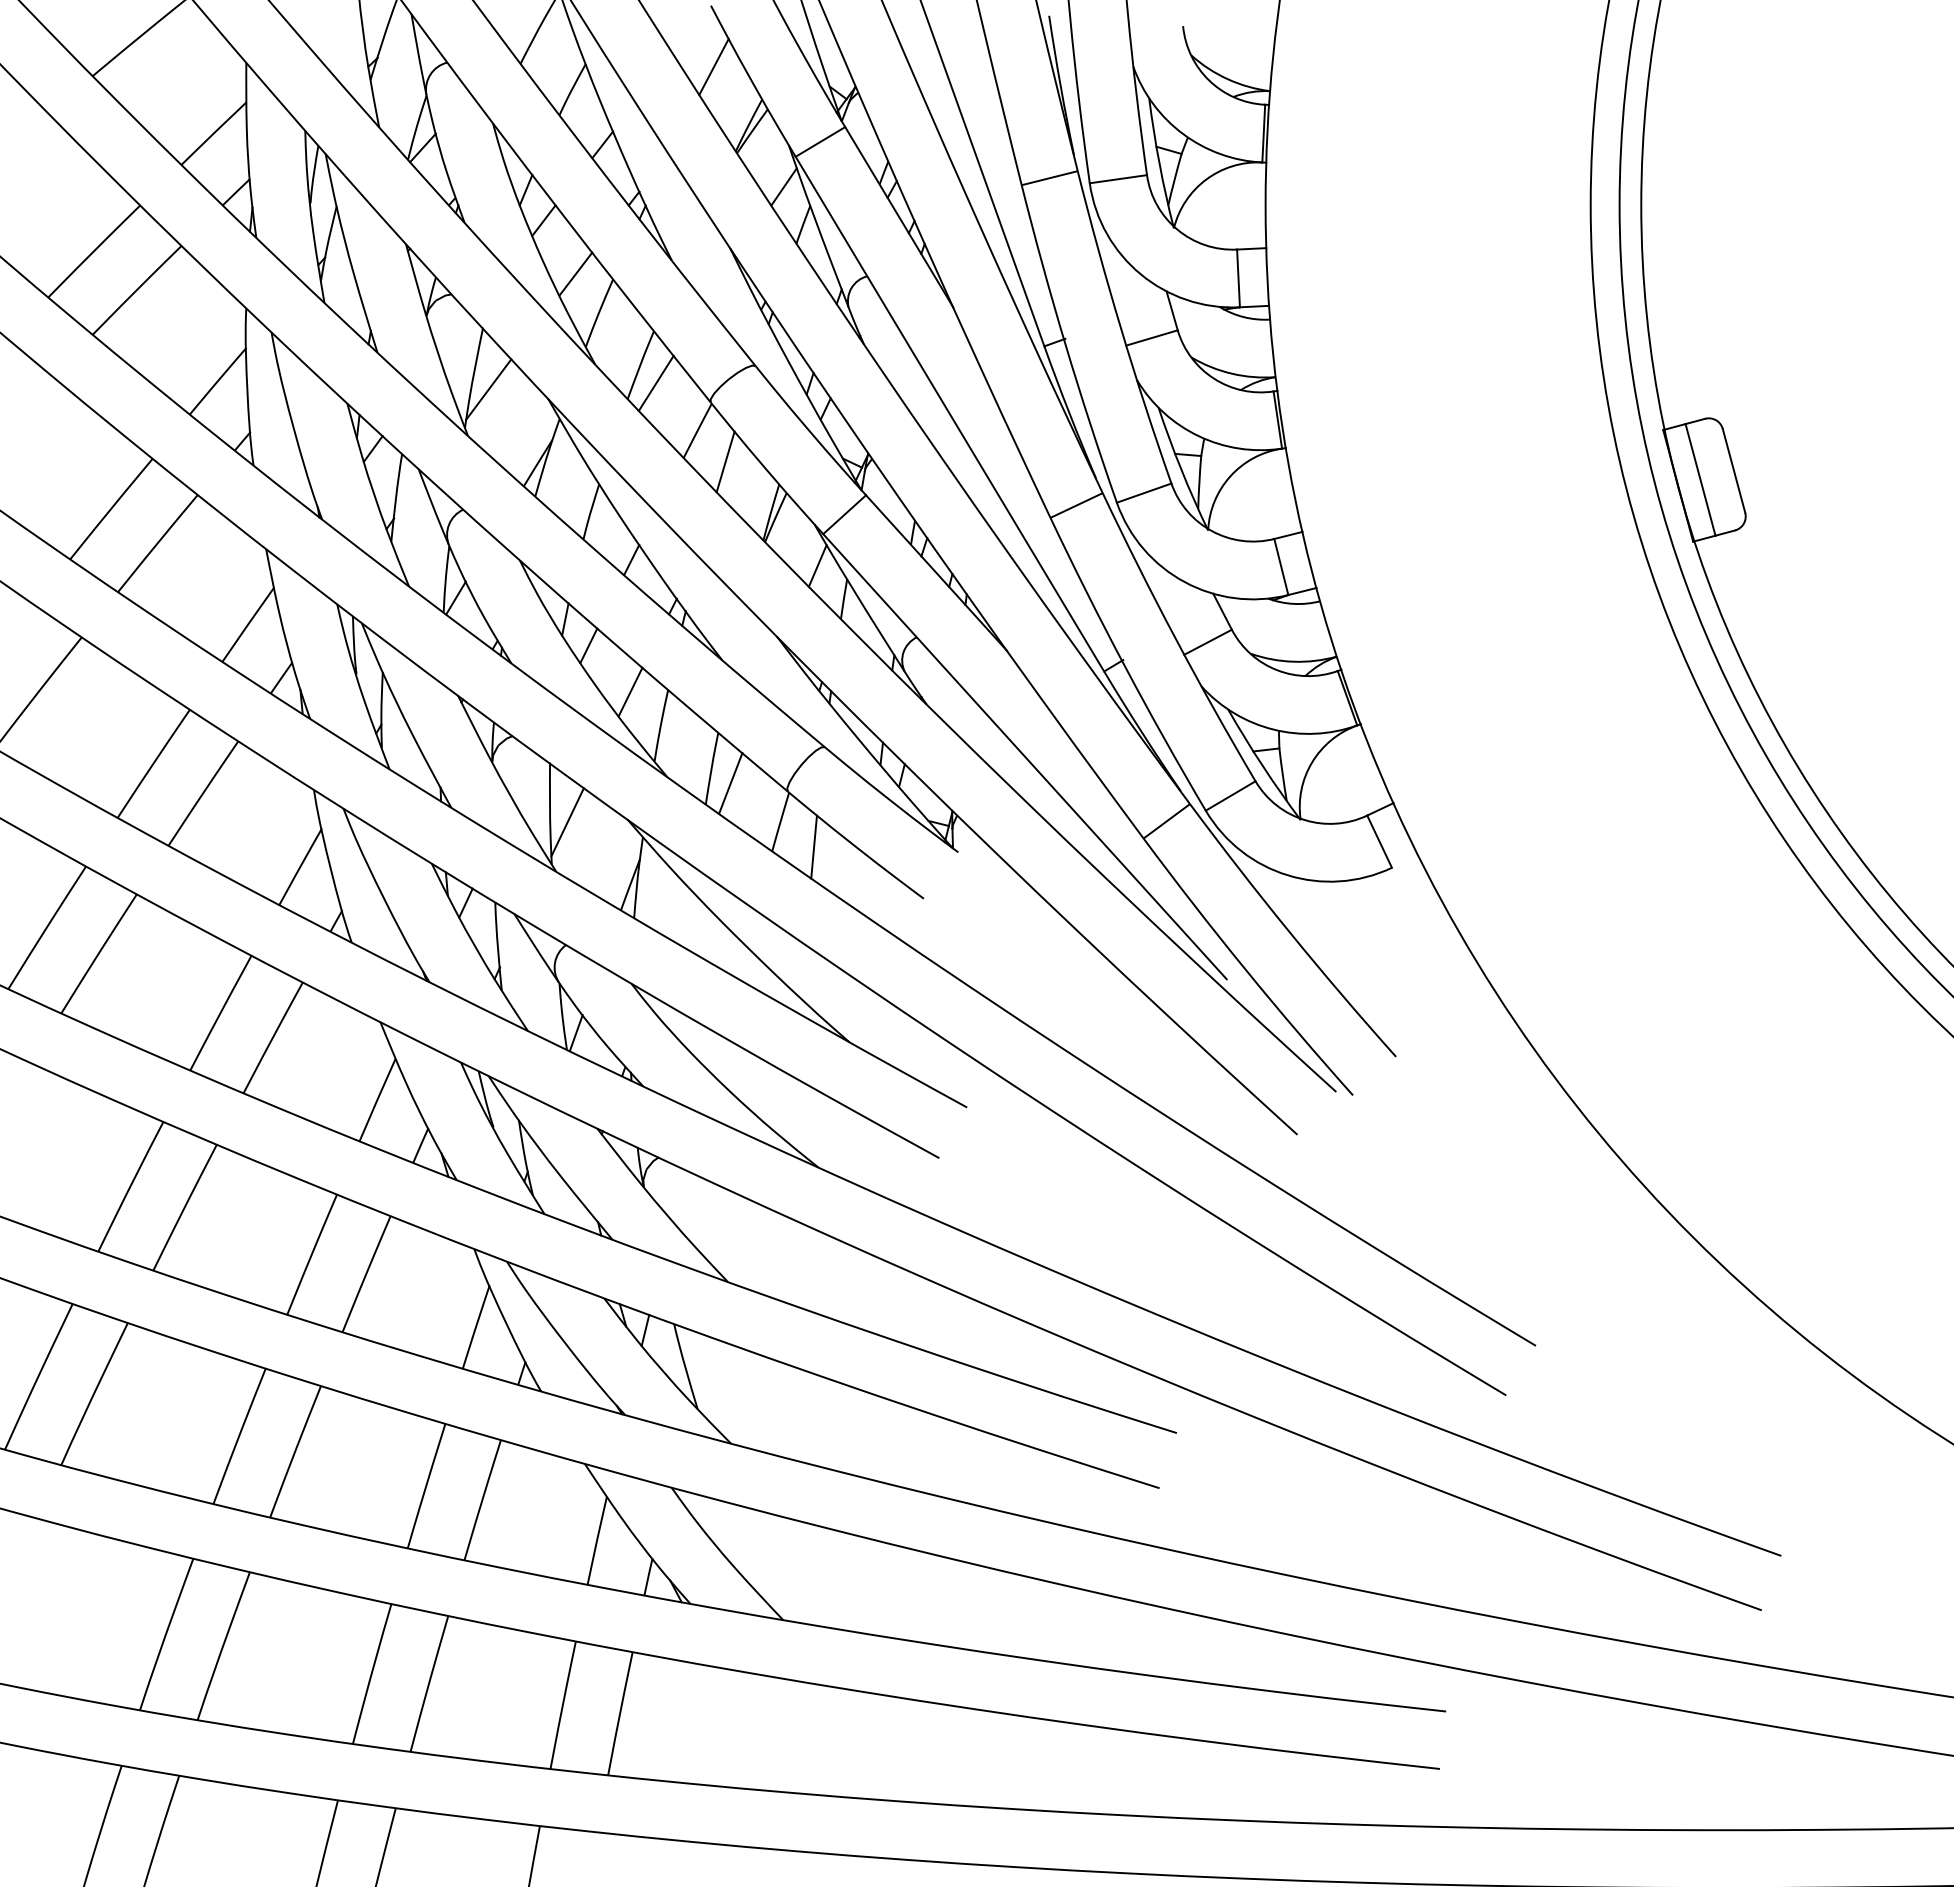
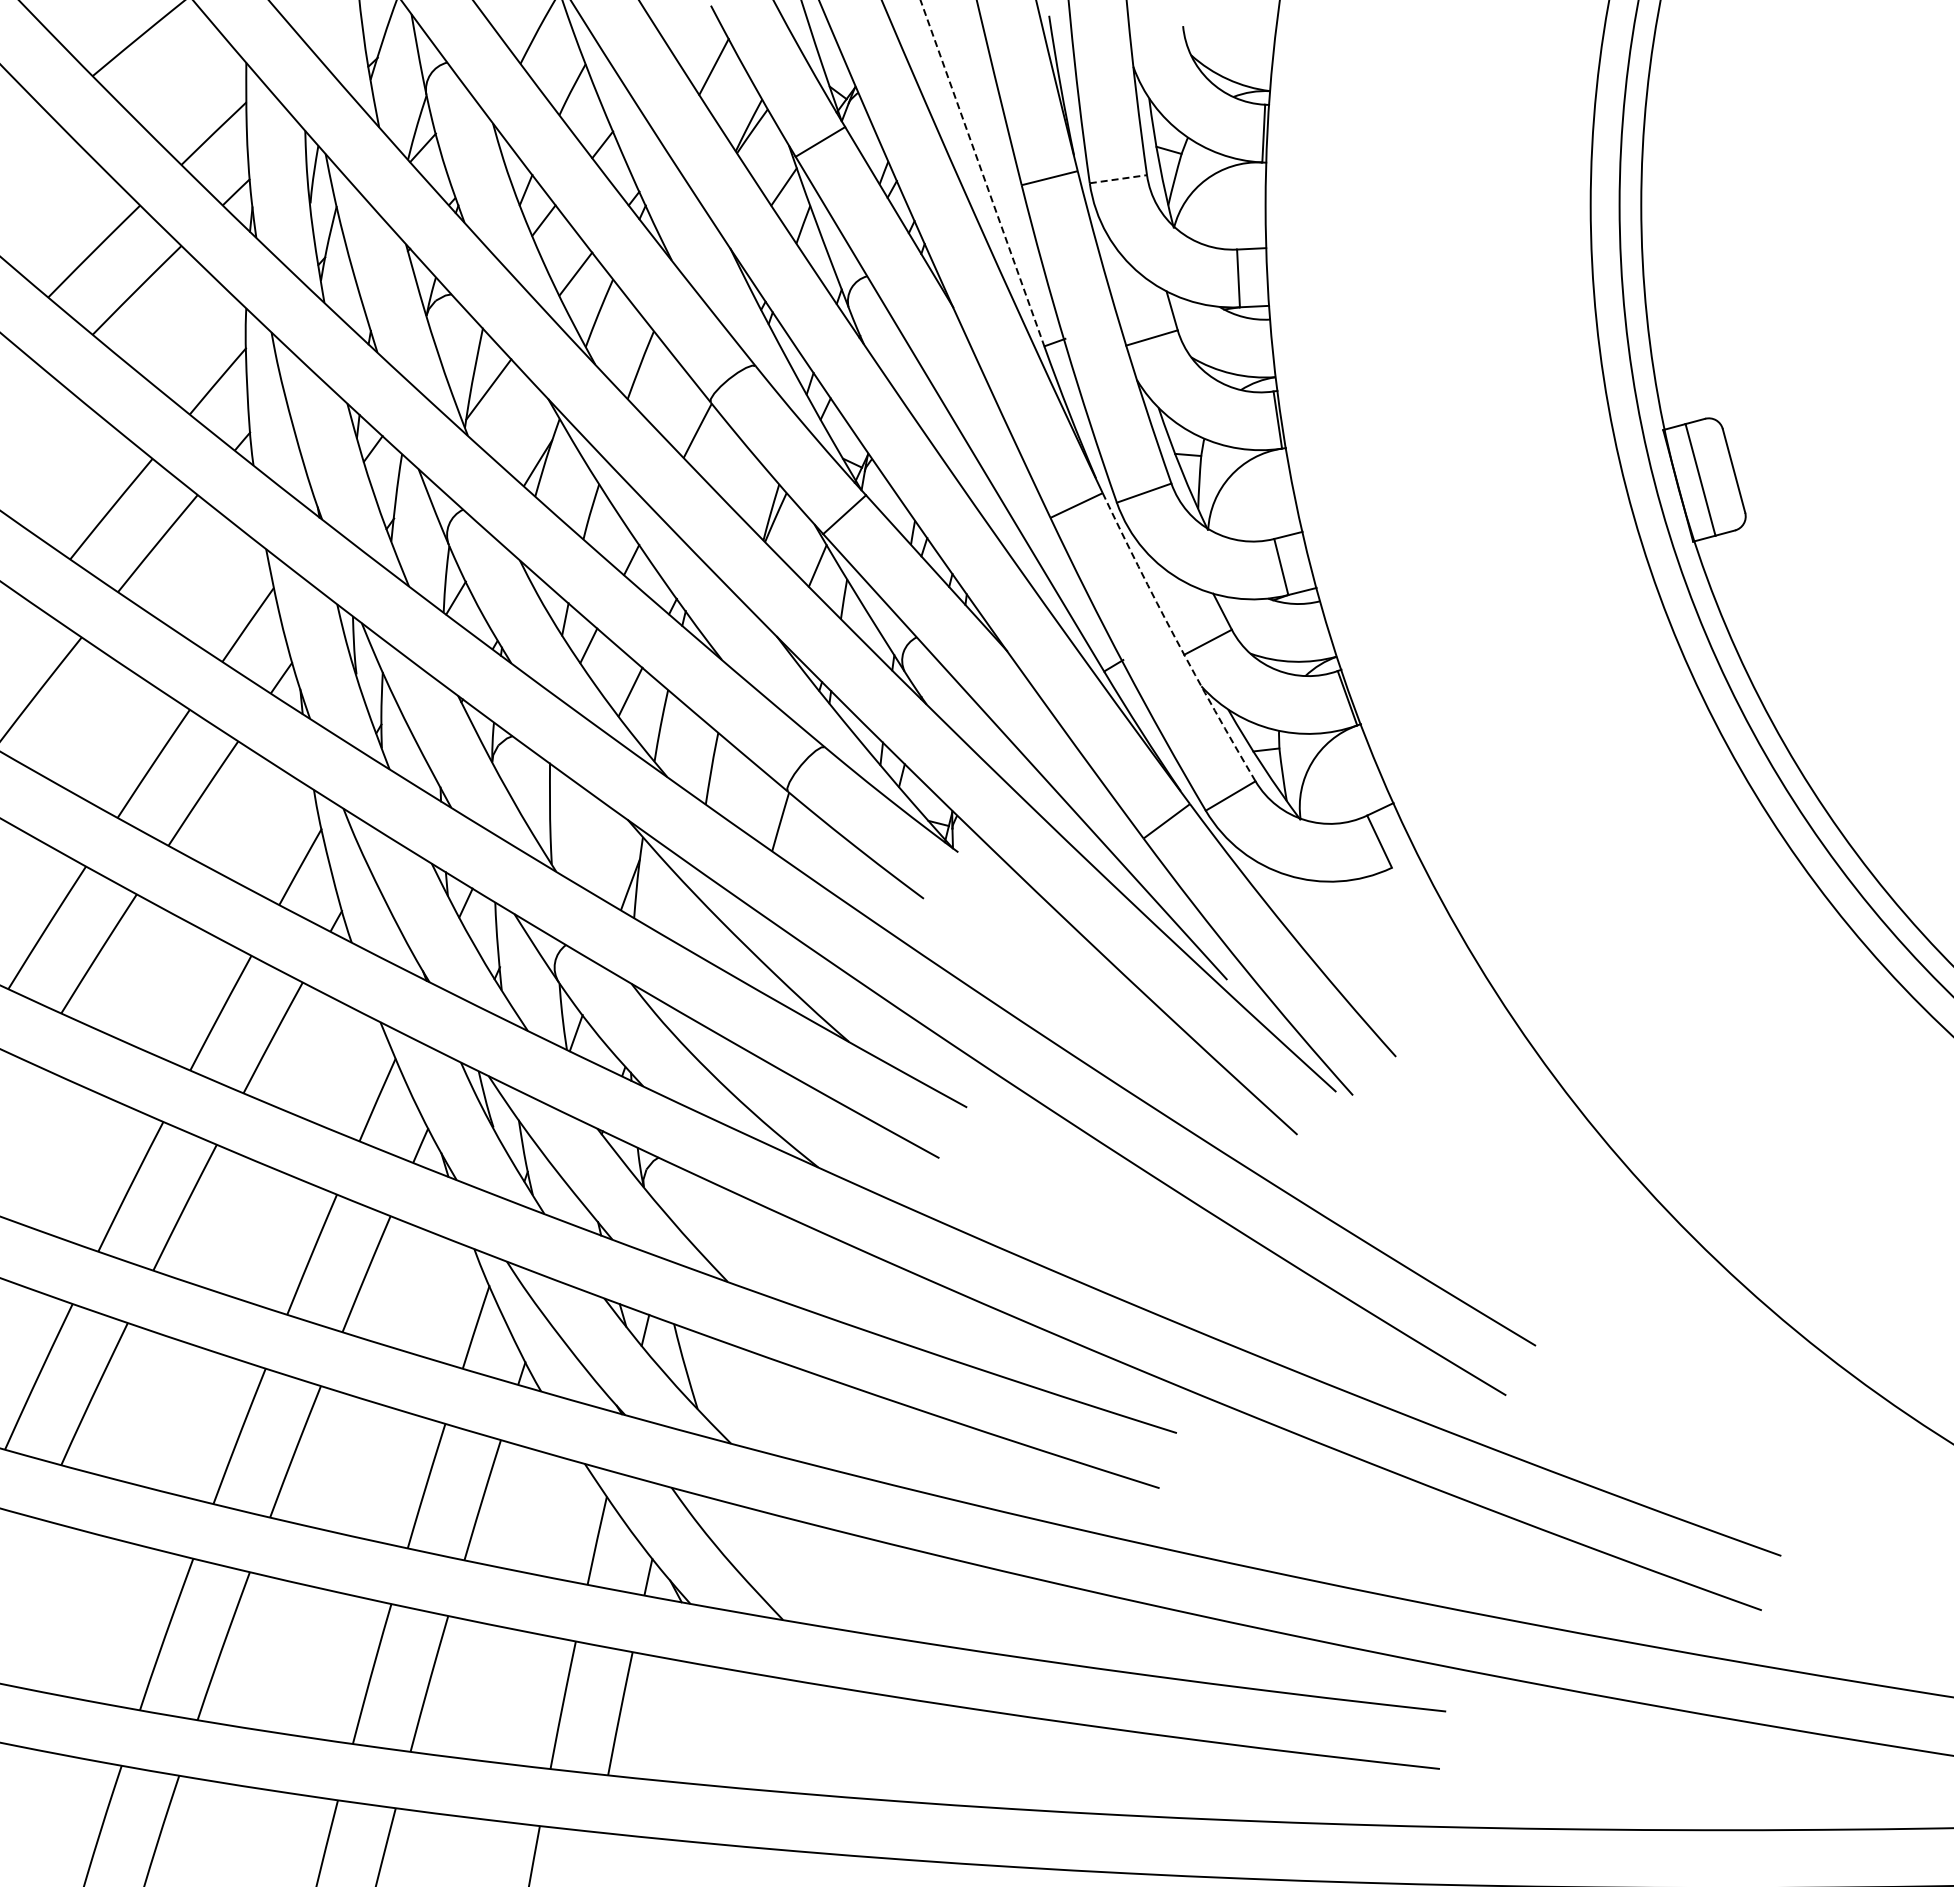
line: solid -> dashed (982, 173)
line: solid -> dashed (1118, 179)
line: present -> none (655, 382)
line: present -> none (725, 461)
arc: solid -> dashed (1175, 638)
line: present -> none (730, 783)
line: present -> none (567, 822)
line: present -> none (813, 846)
